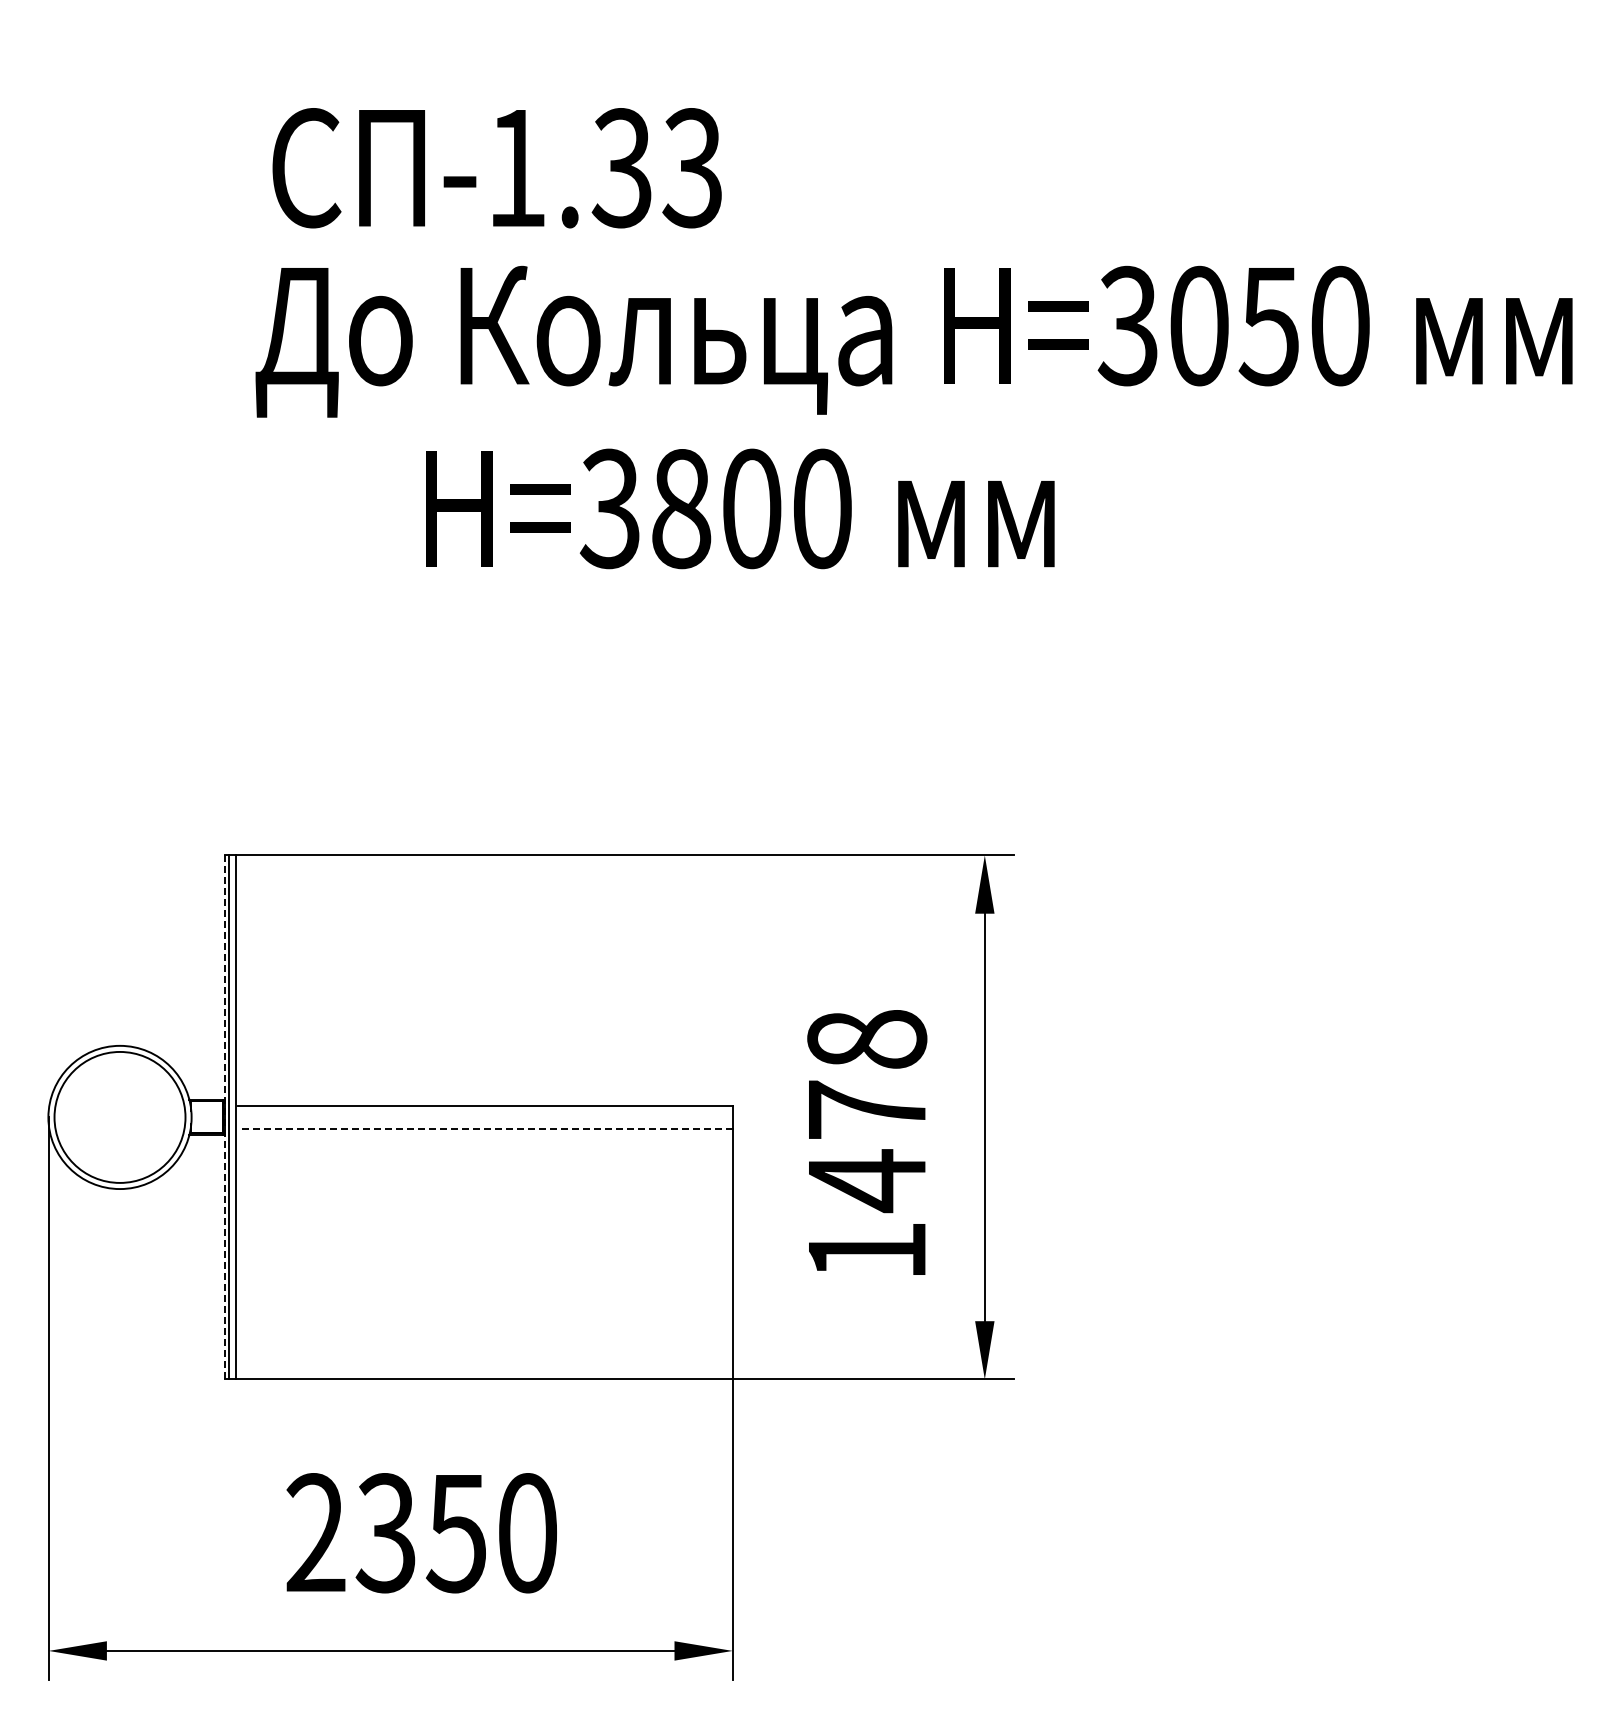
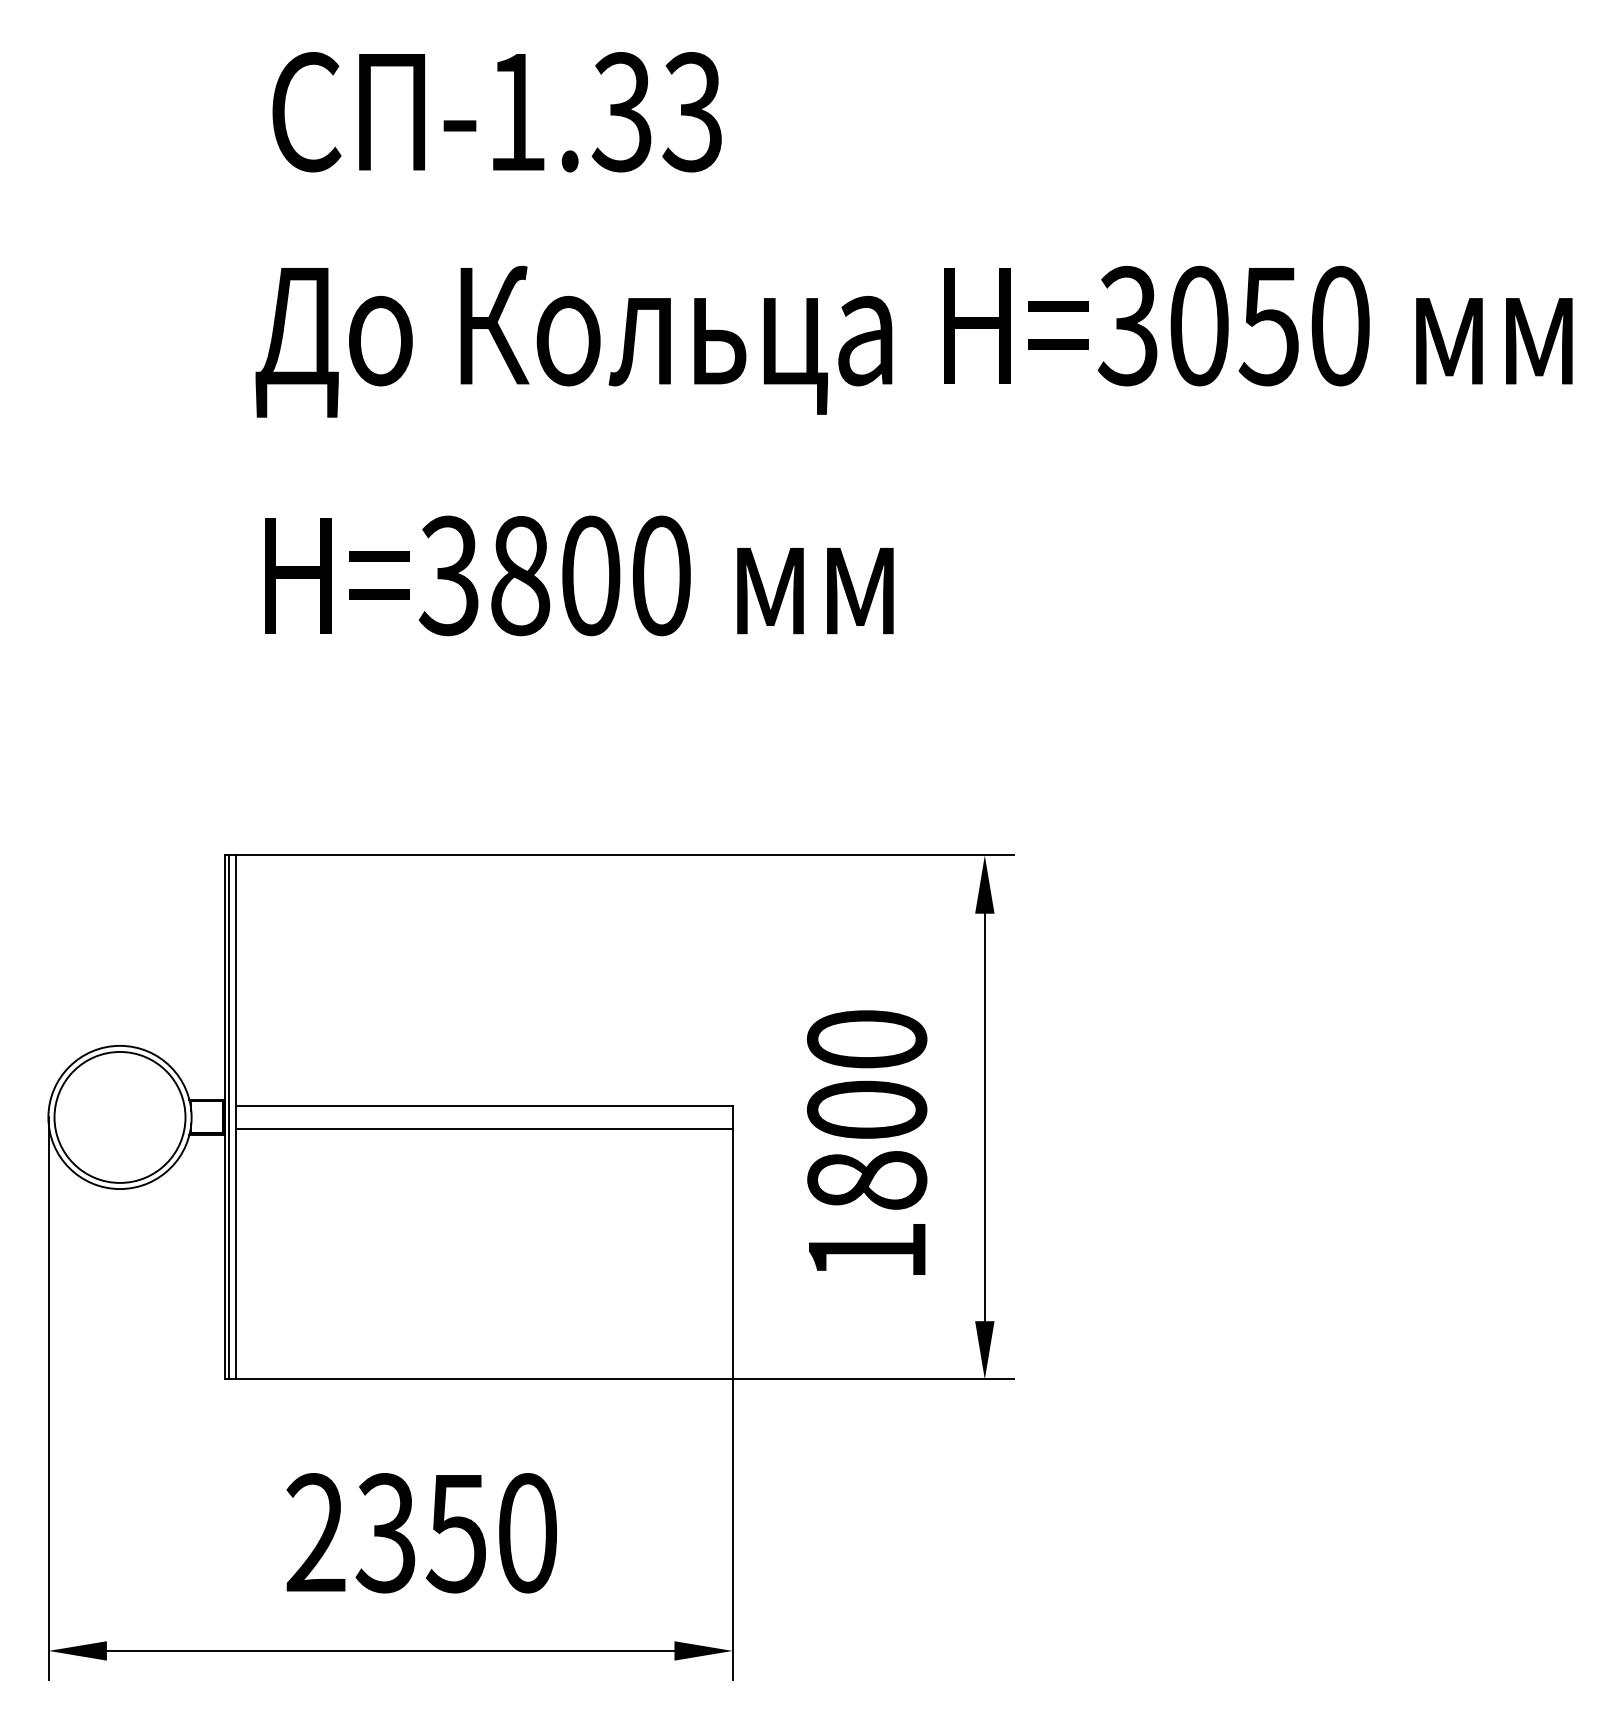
text position: (496, 168) -> (496, 112) (496, 112)
text position: (740, 508) -> (579, 575) (579, 575)
text: 1478 -> 1800 (867, 1111)
line: dashed -> solid (224, 1117)
line: dashed -> solid (484, 1129)
